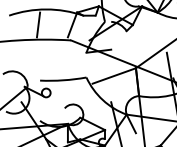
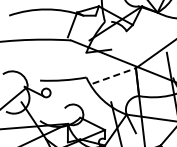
line: present -> none (38, 24)
line: solid -> dashed (114, 75)
